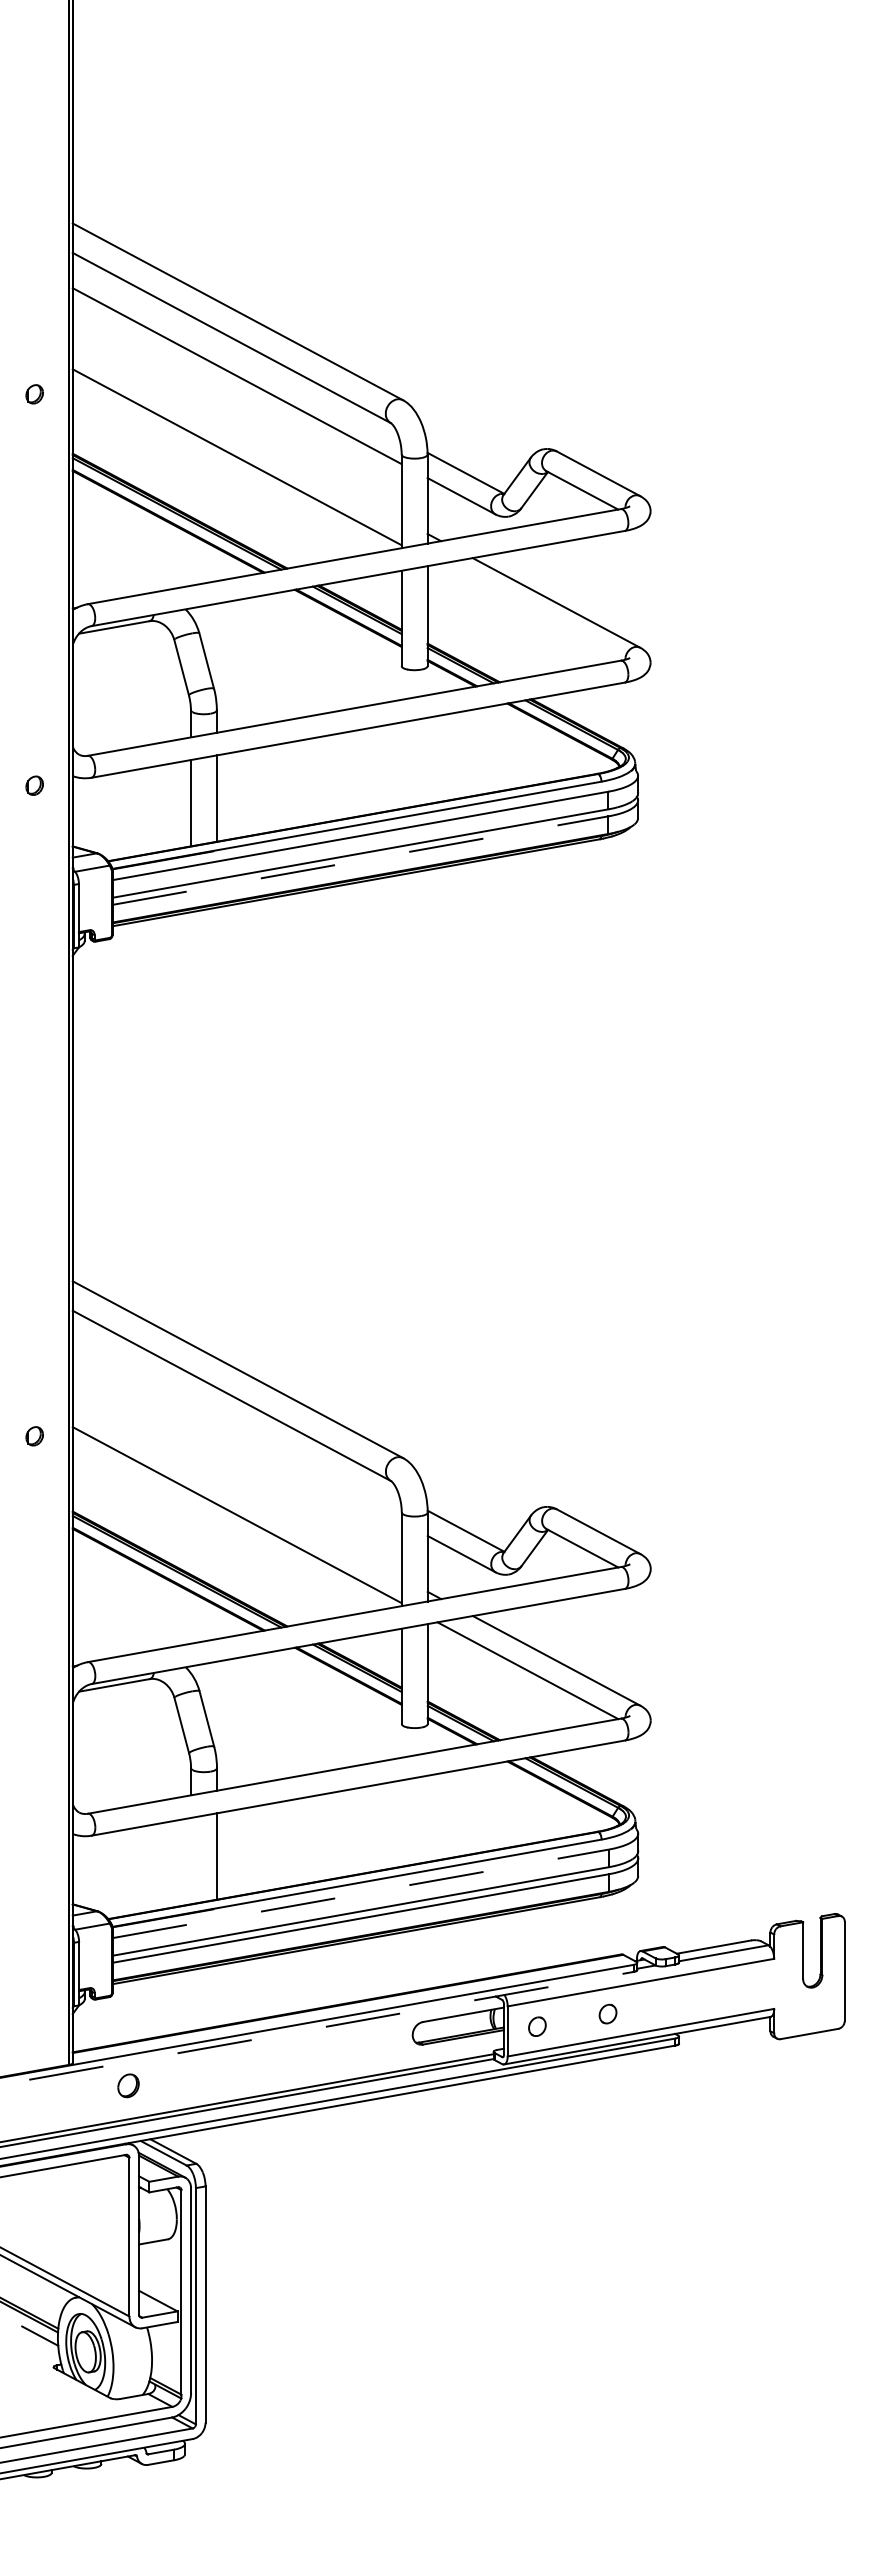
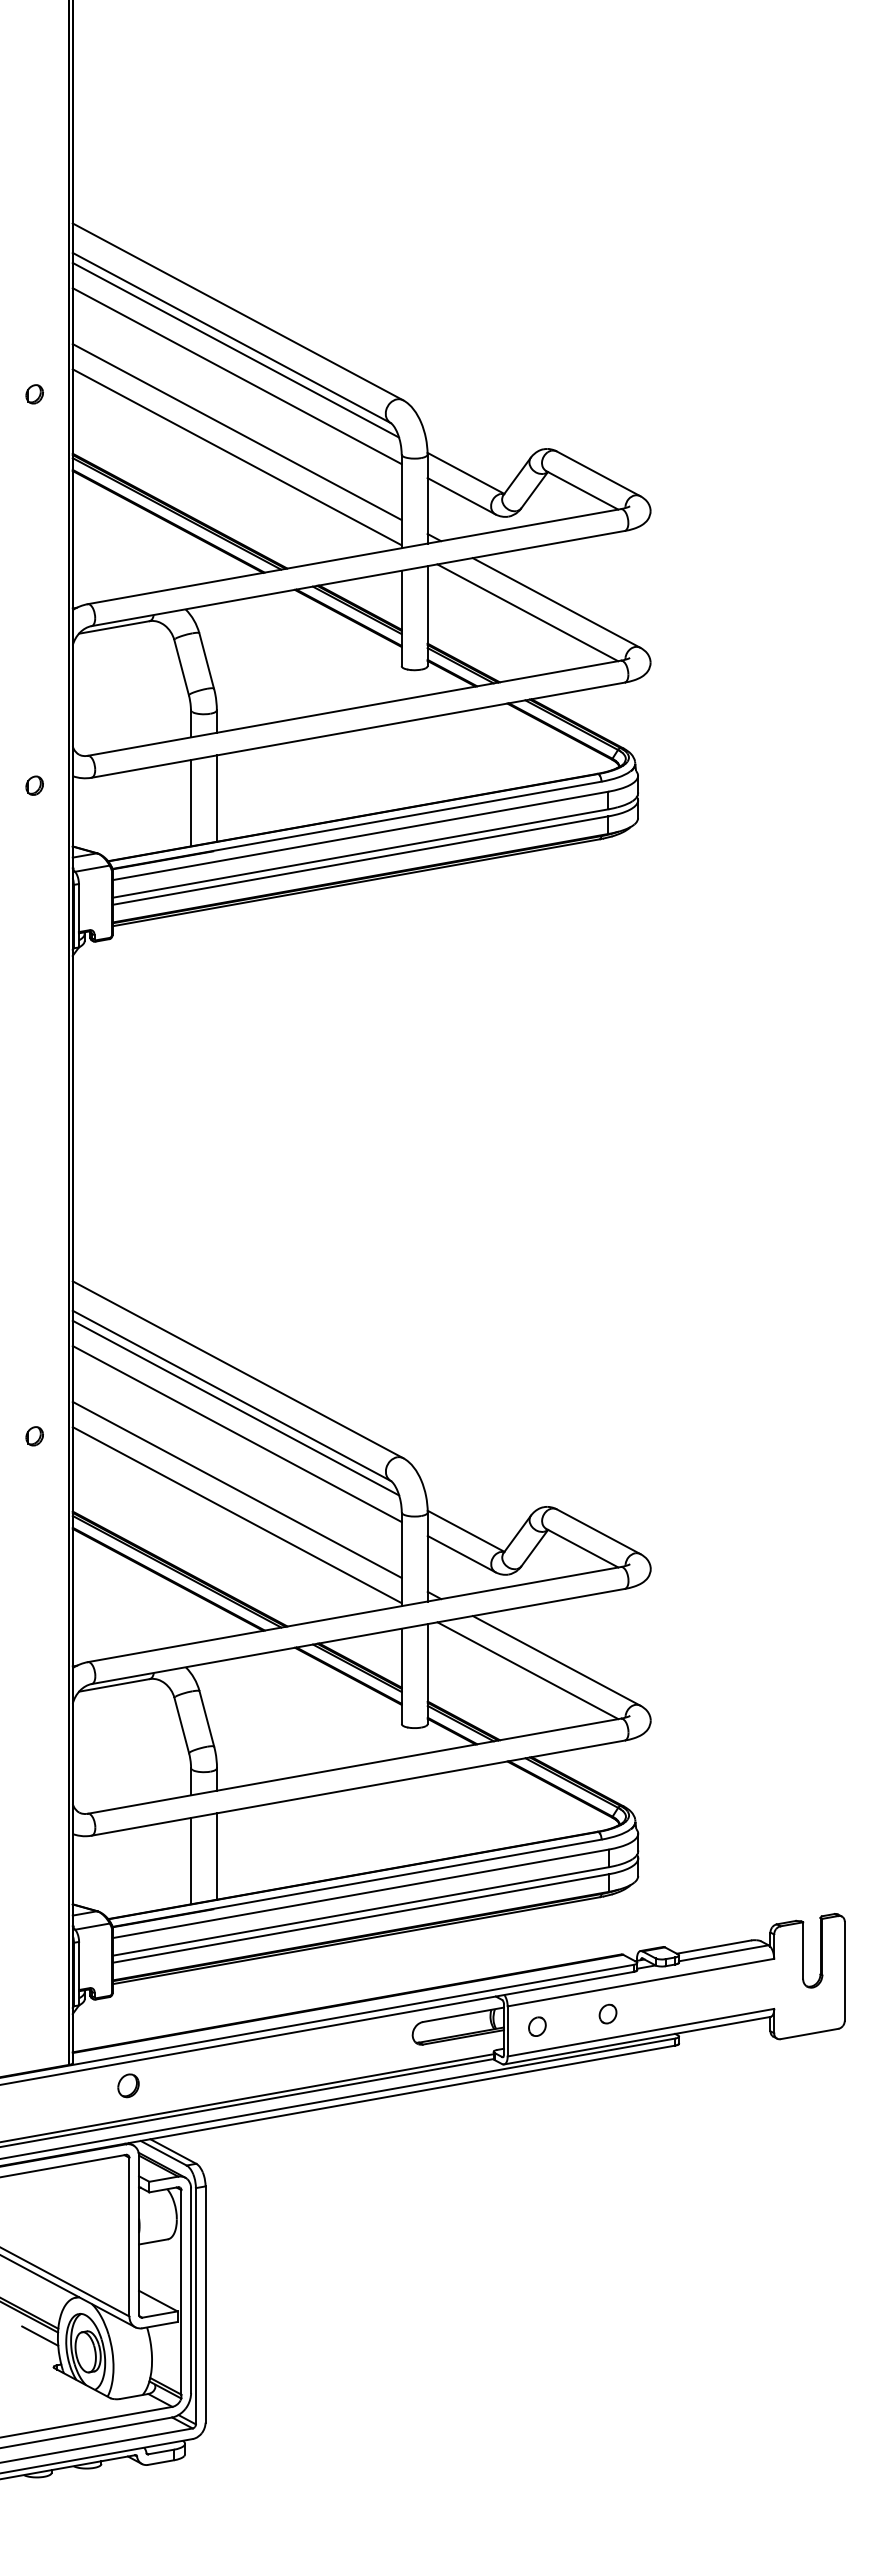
line: none -> present (235, 349)
line: none -> present (236, 432)
line: none -> present (527, 612)
line: dashed -> solid (360, 860)
line: none -> present (235, 1407)
line: none -> present (236, 1434)
line: none -> present (236, 1489)
line: none -> present (191, 1860)
line: dashed -> solid (360, 1893)
line: dashed -> solid (317, 2028)
